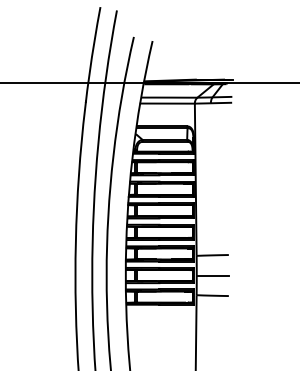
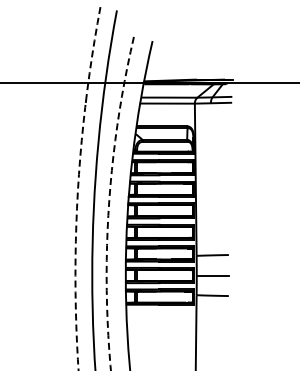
arc: solid -> dashed (78, 188)
arc: solid -> dashed (109, 203)
